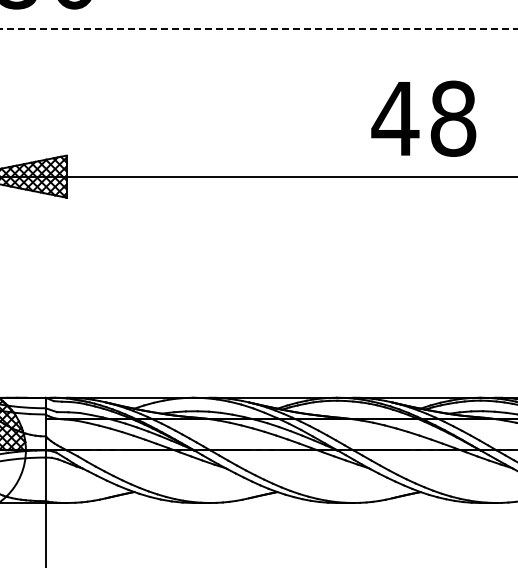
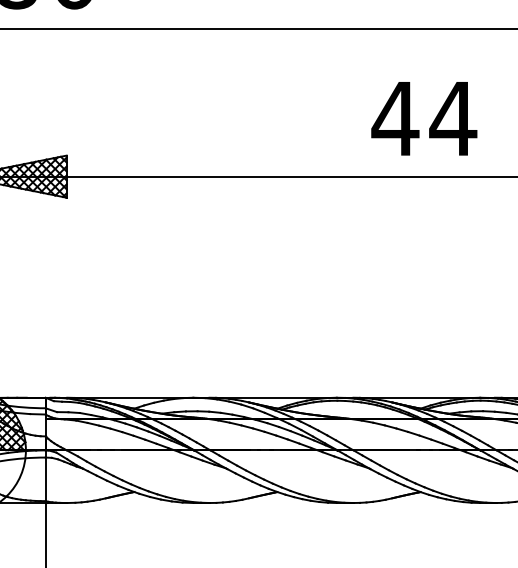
line: dashed -> solid (259, 29)
text: 48 -> 44 (453, 118)
